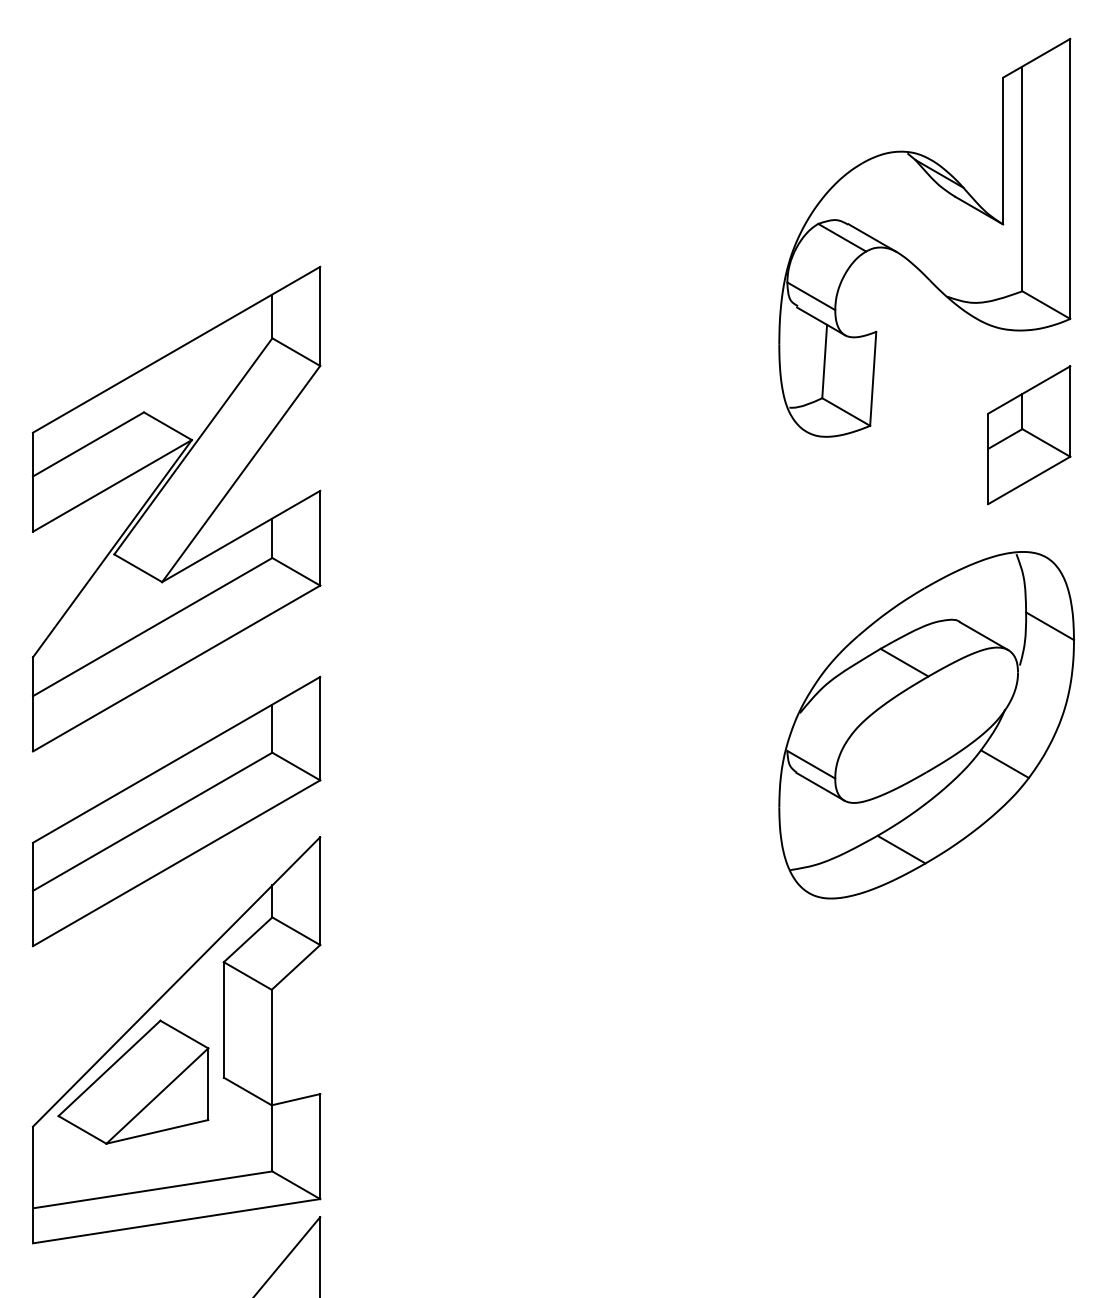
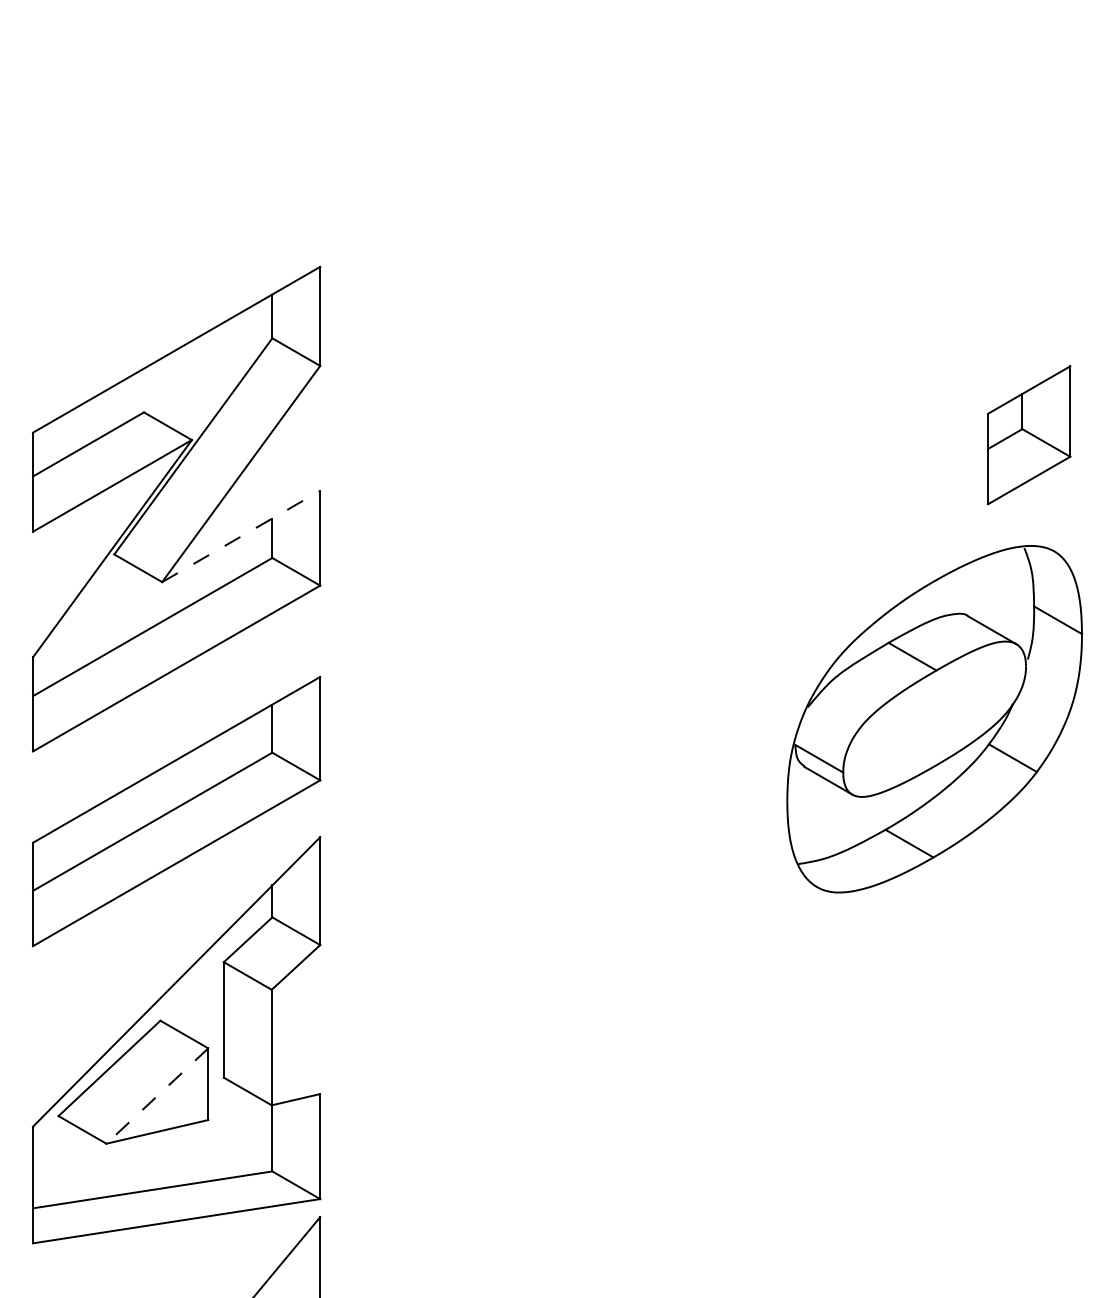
part: present -> none (924, 237)
line: solid -> dashed (241, 536)
part position: (926, 725) -> (934, 719) (934, 719)
line: solid -> dashed (157, 1096)
